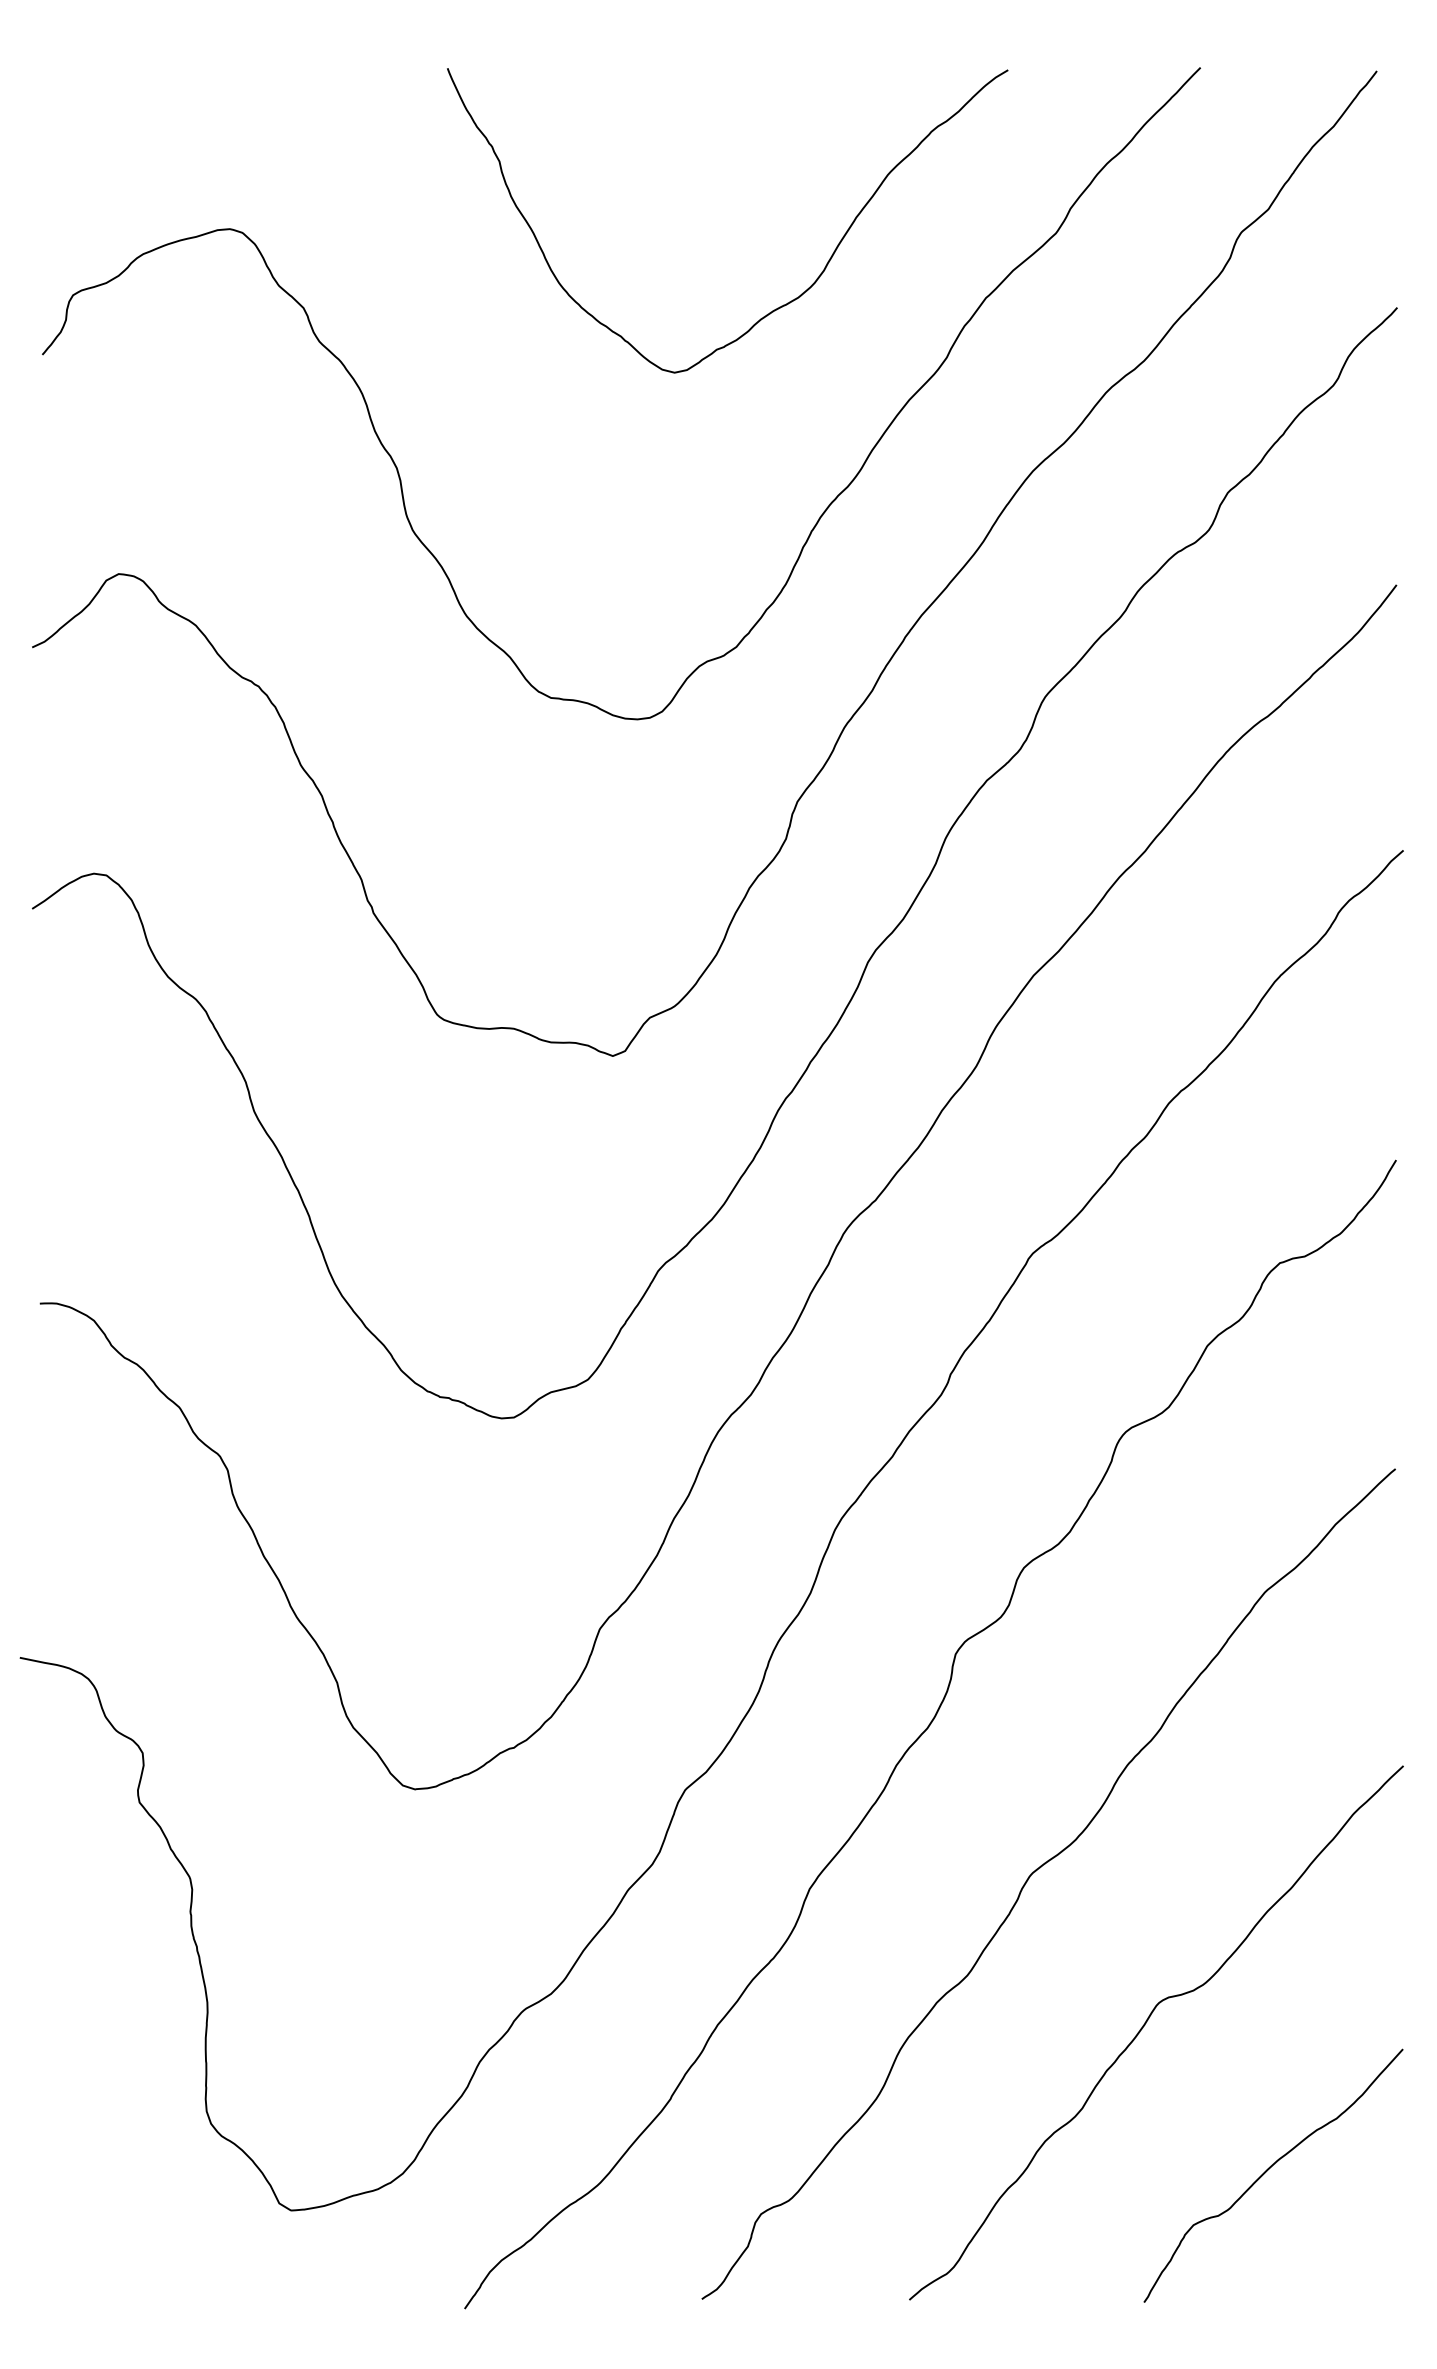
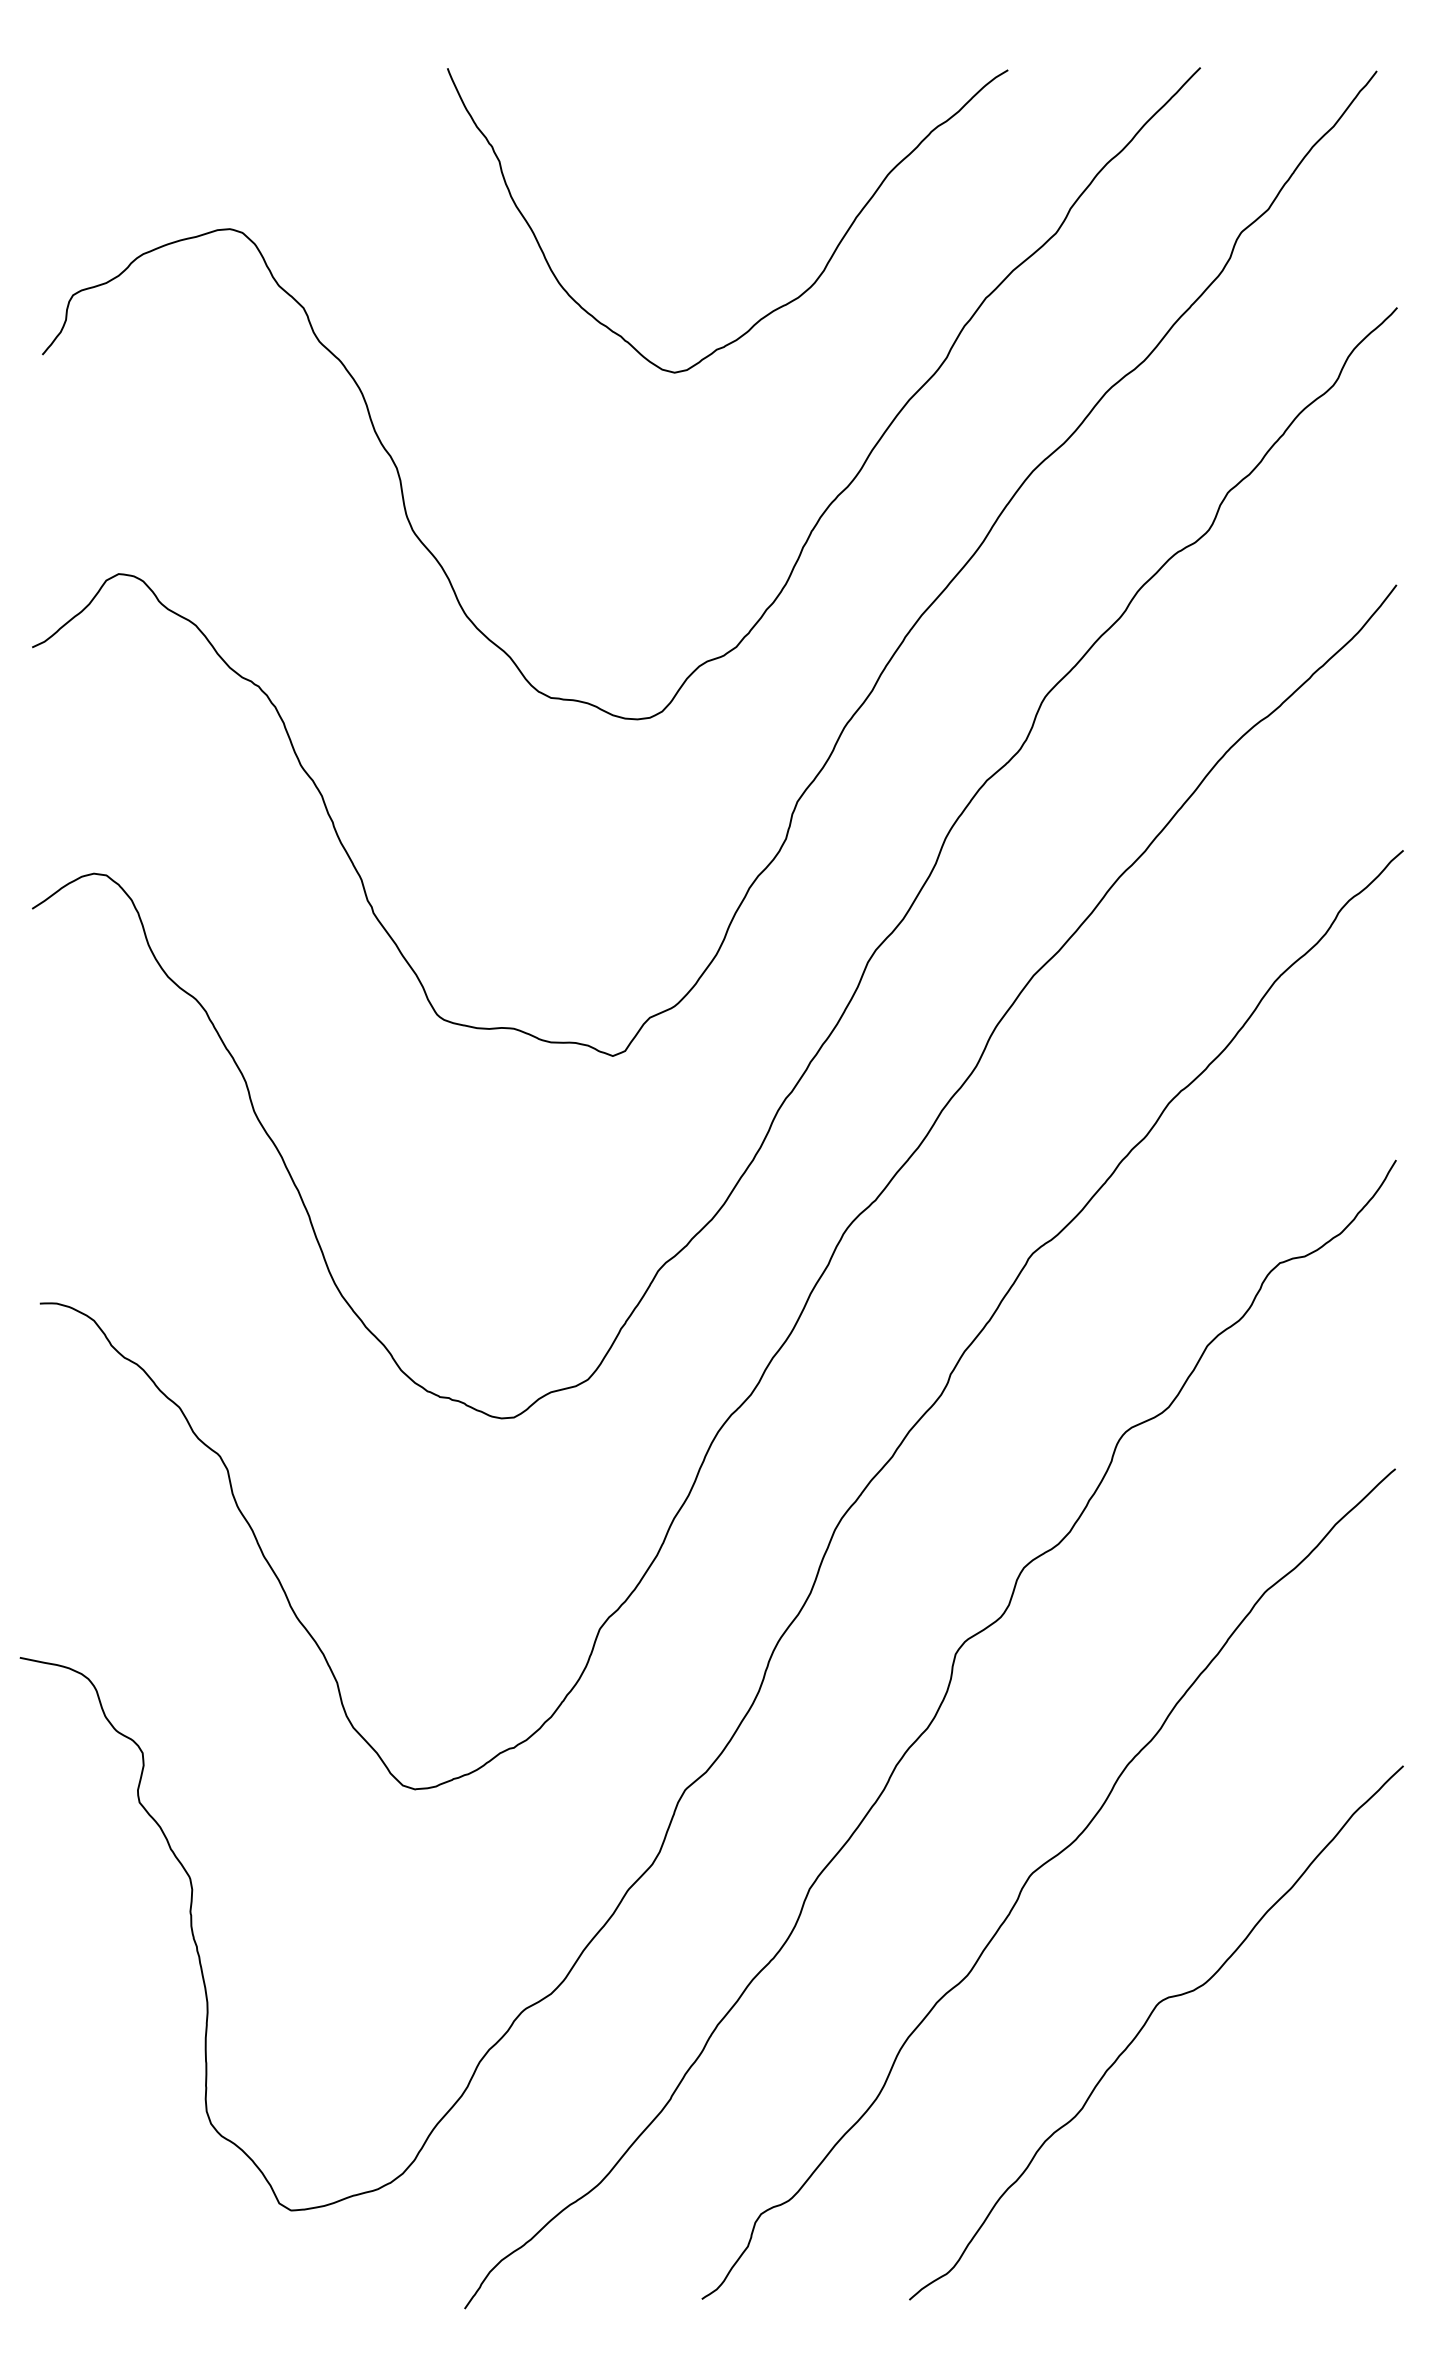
curve: present -> none (1268, 2170)
